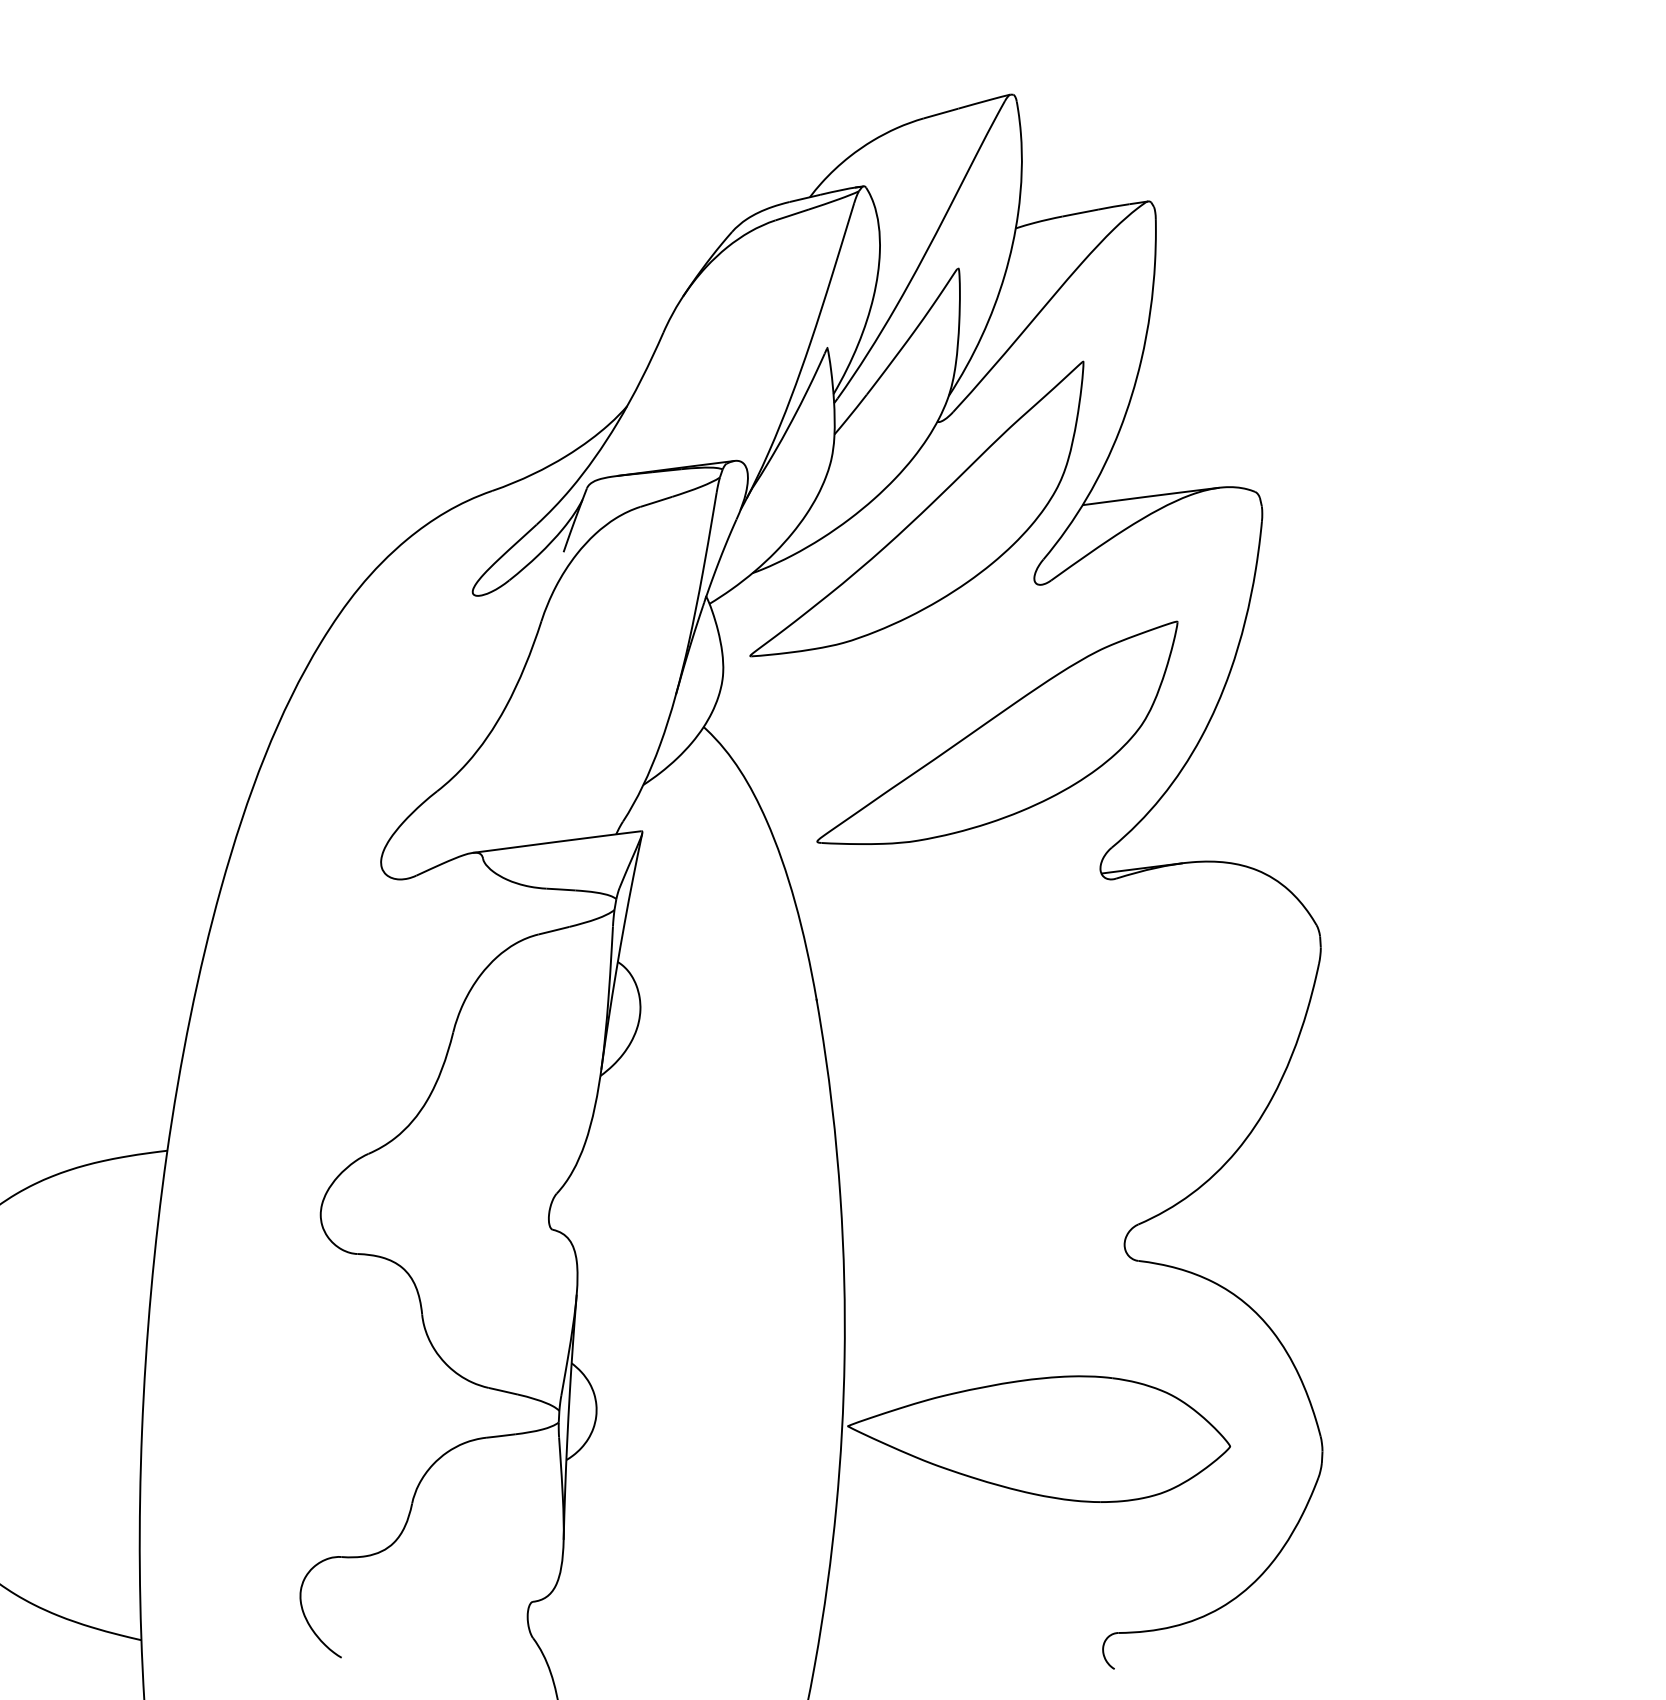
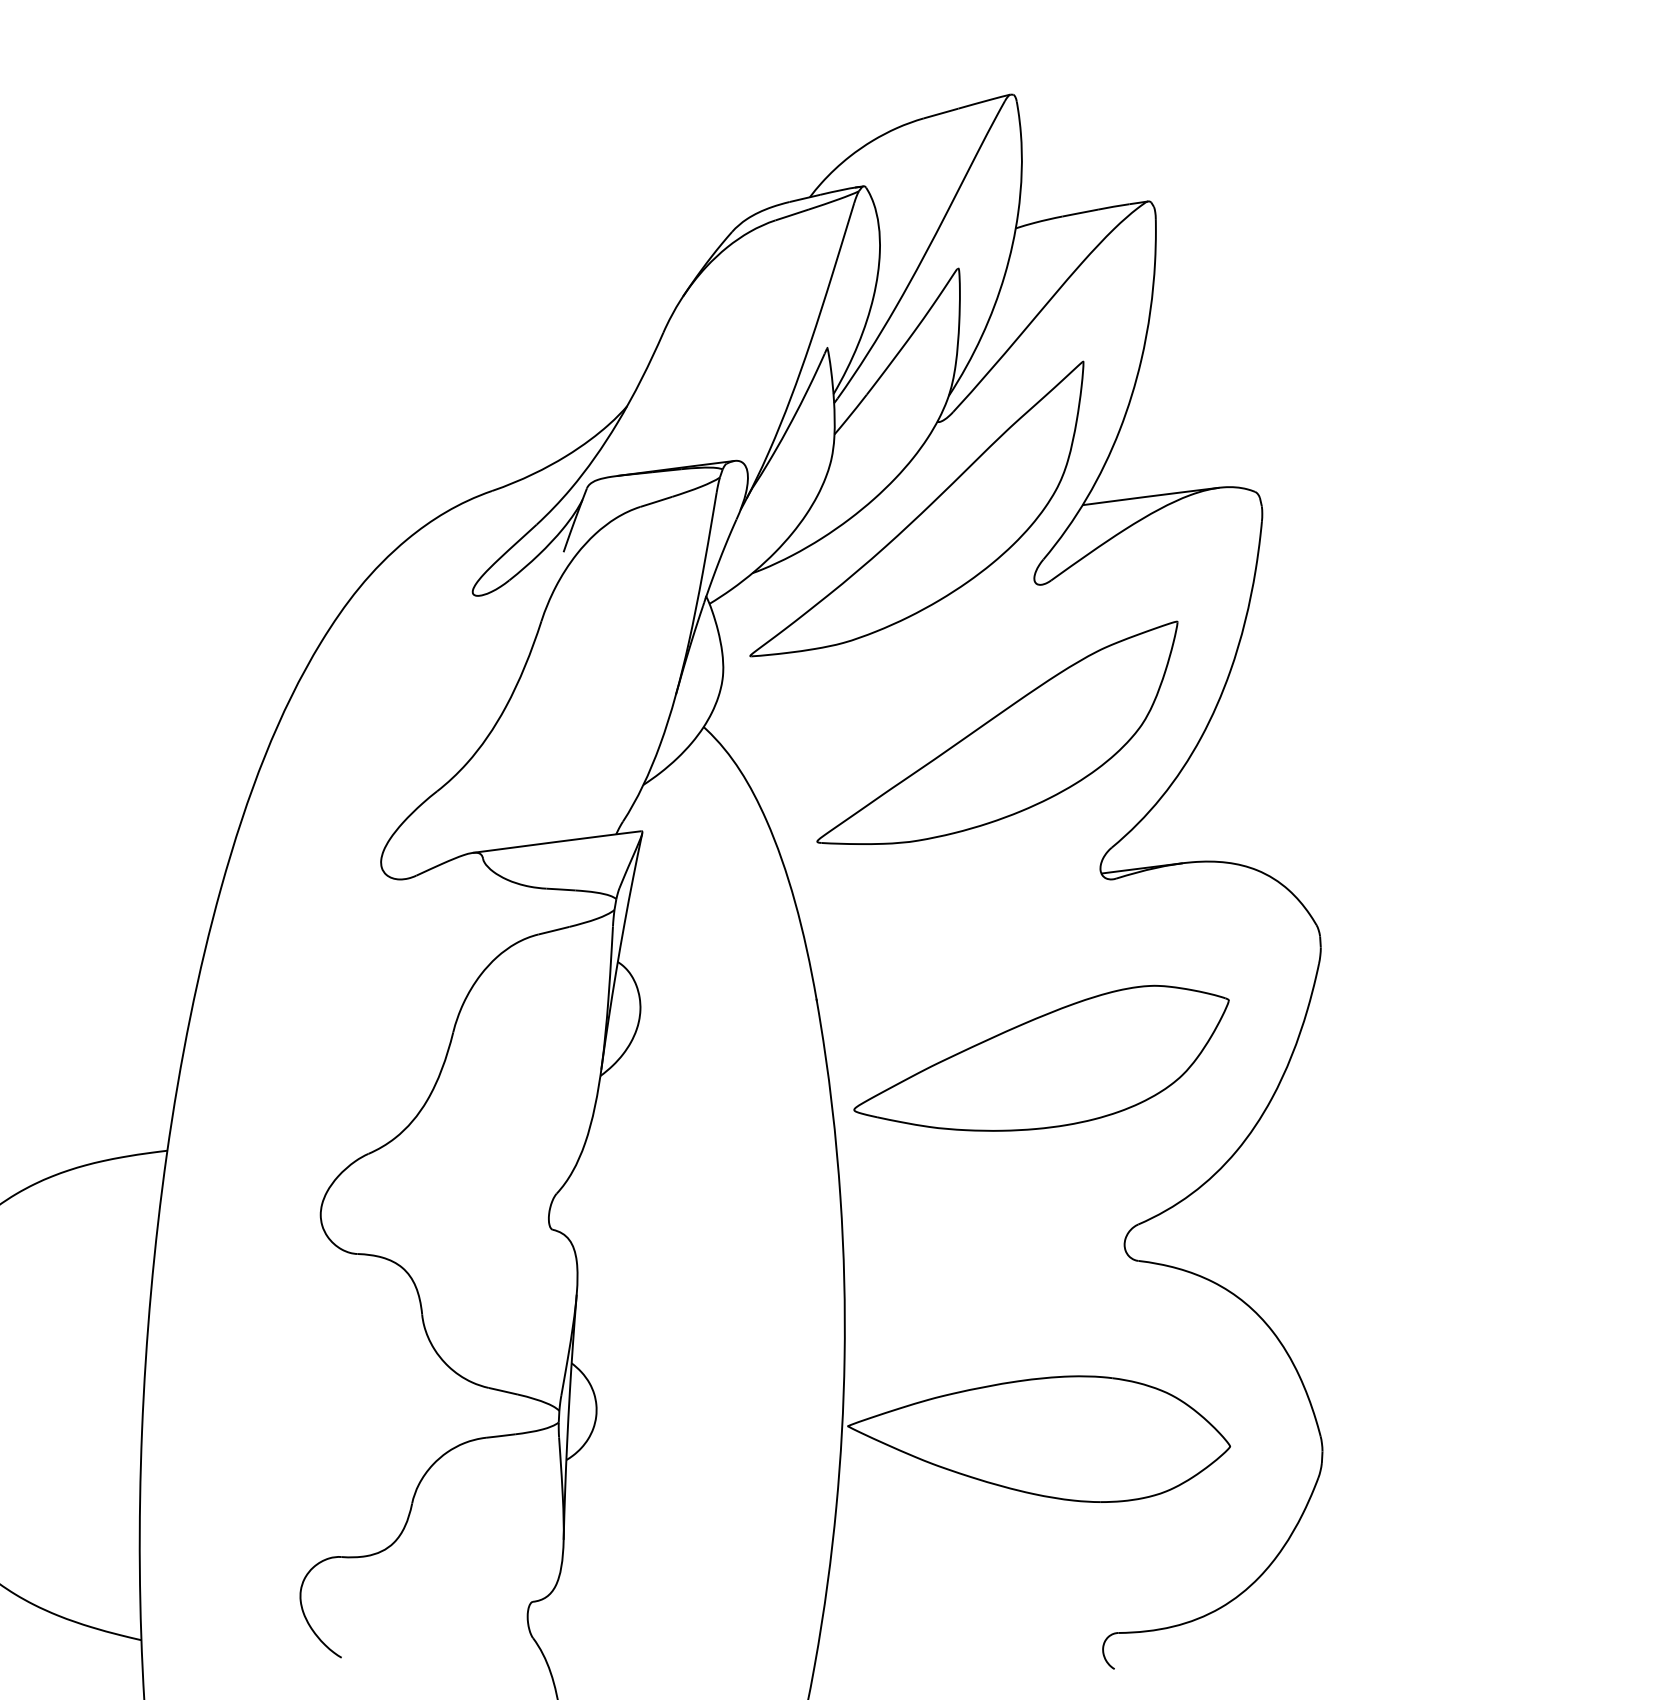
part: none -> present (1041, 1057)
